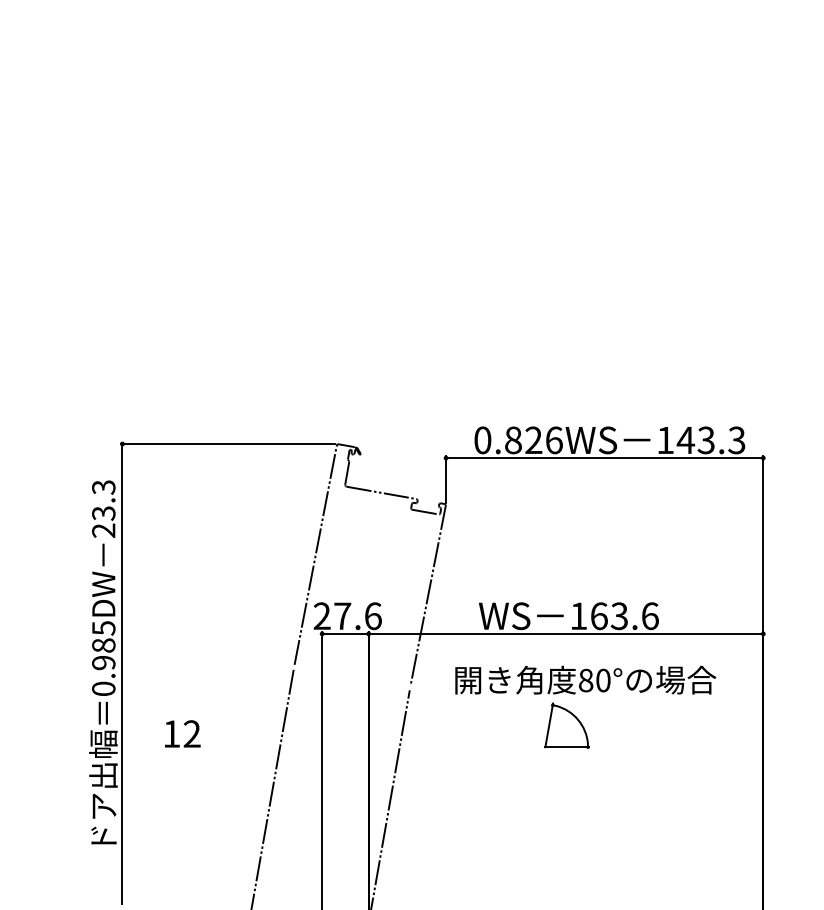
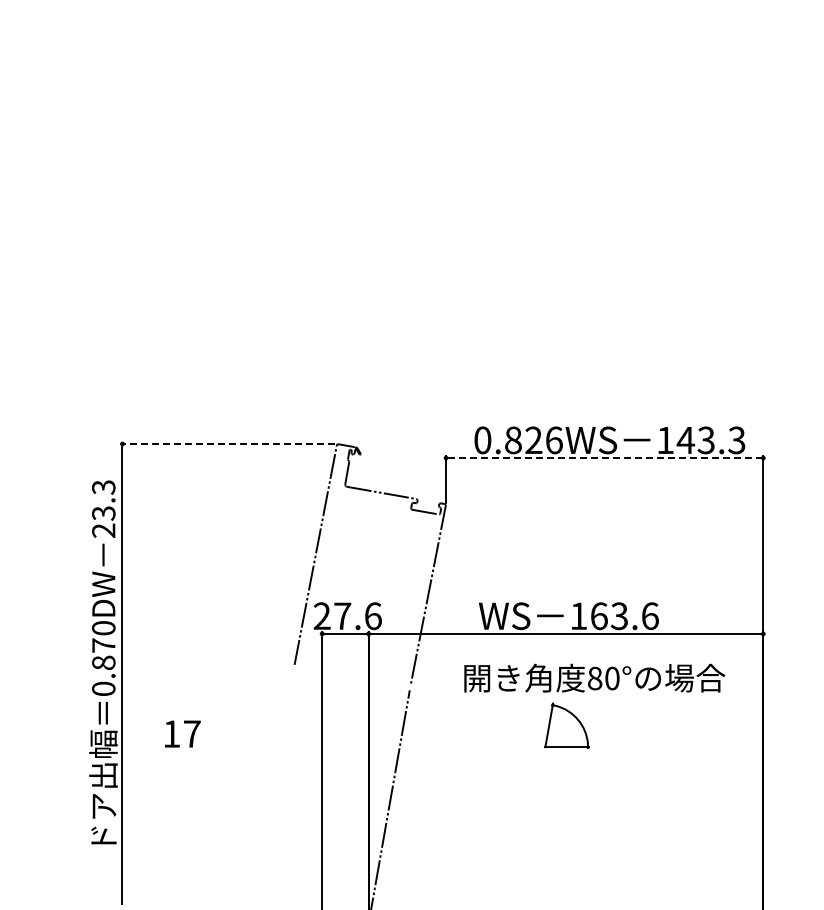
line: solid -> dashed (227, 444)
line: solid -> dashed (604, 458)
text: 0.985DW -> 0.870DW (103, 645)
text position: (585, 679) -> (594, 677) (594, 677)
text: 12 -> 17 (191, 733)
line: present -> none (272, 787)
